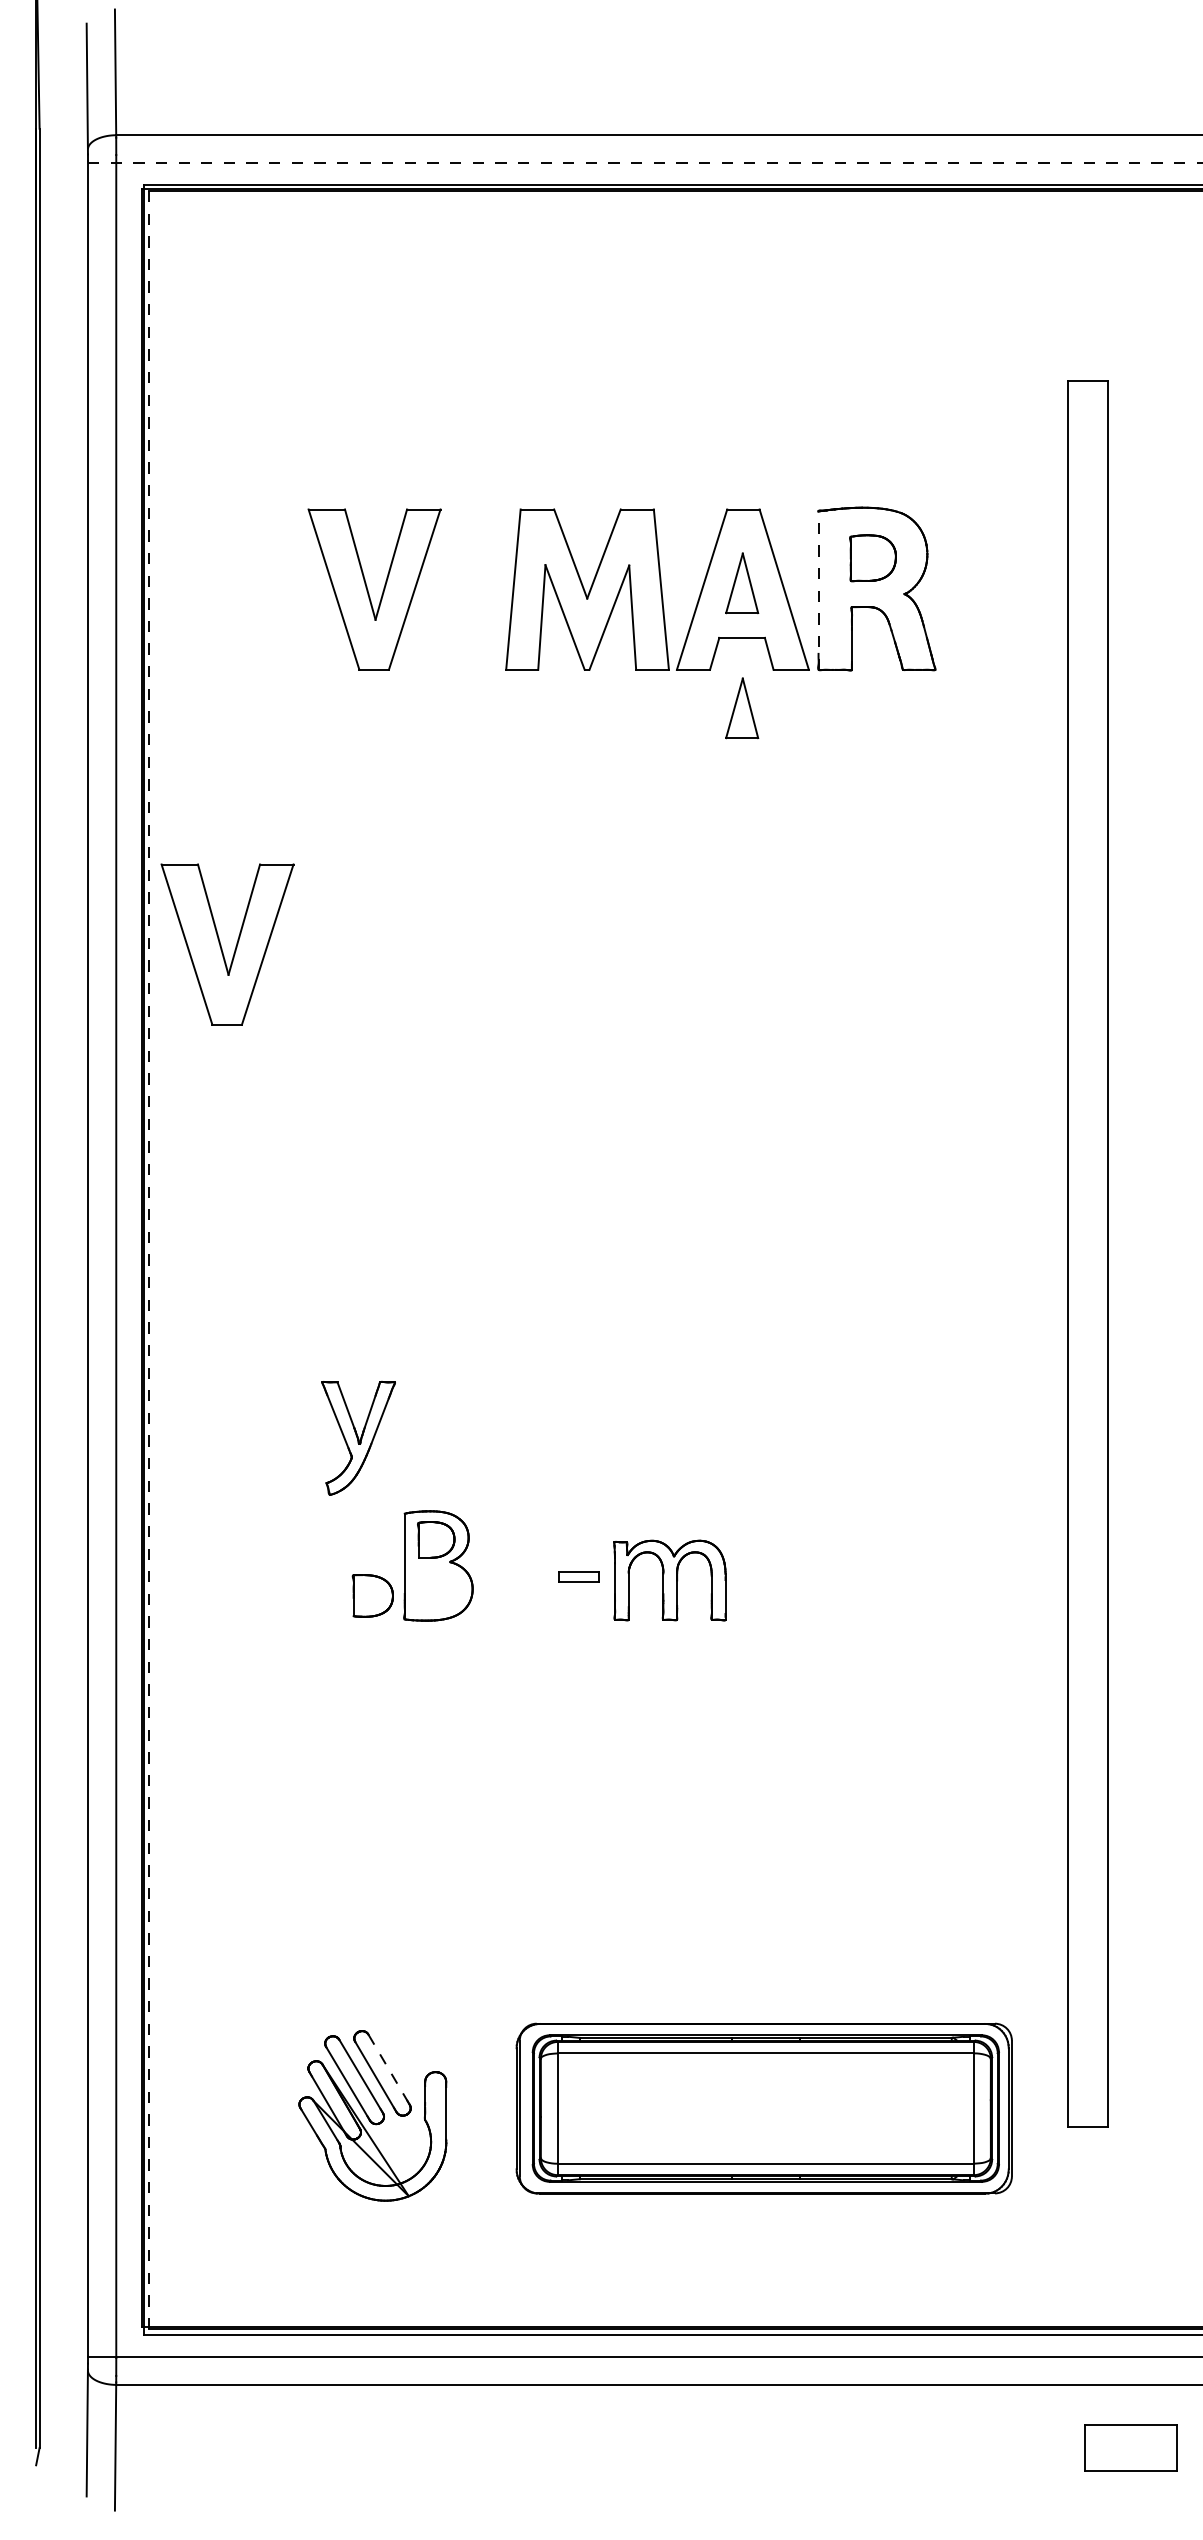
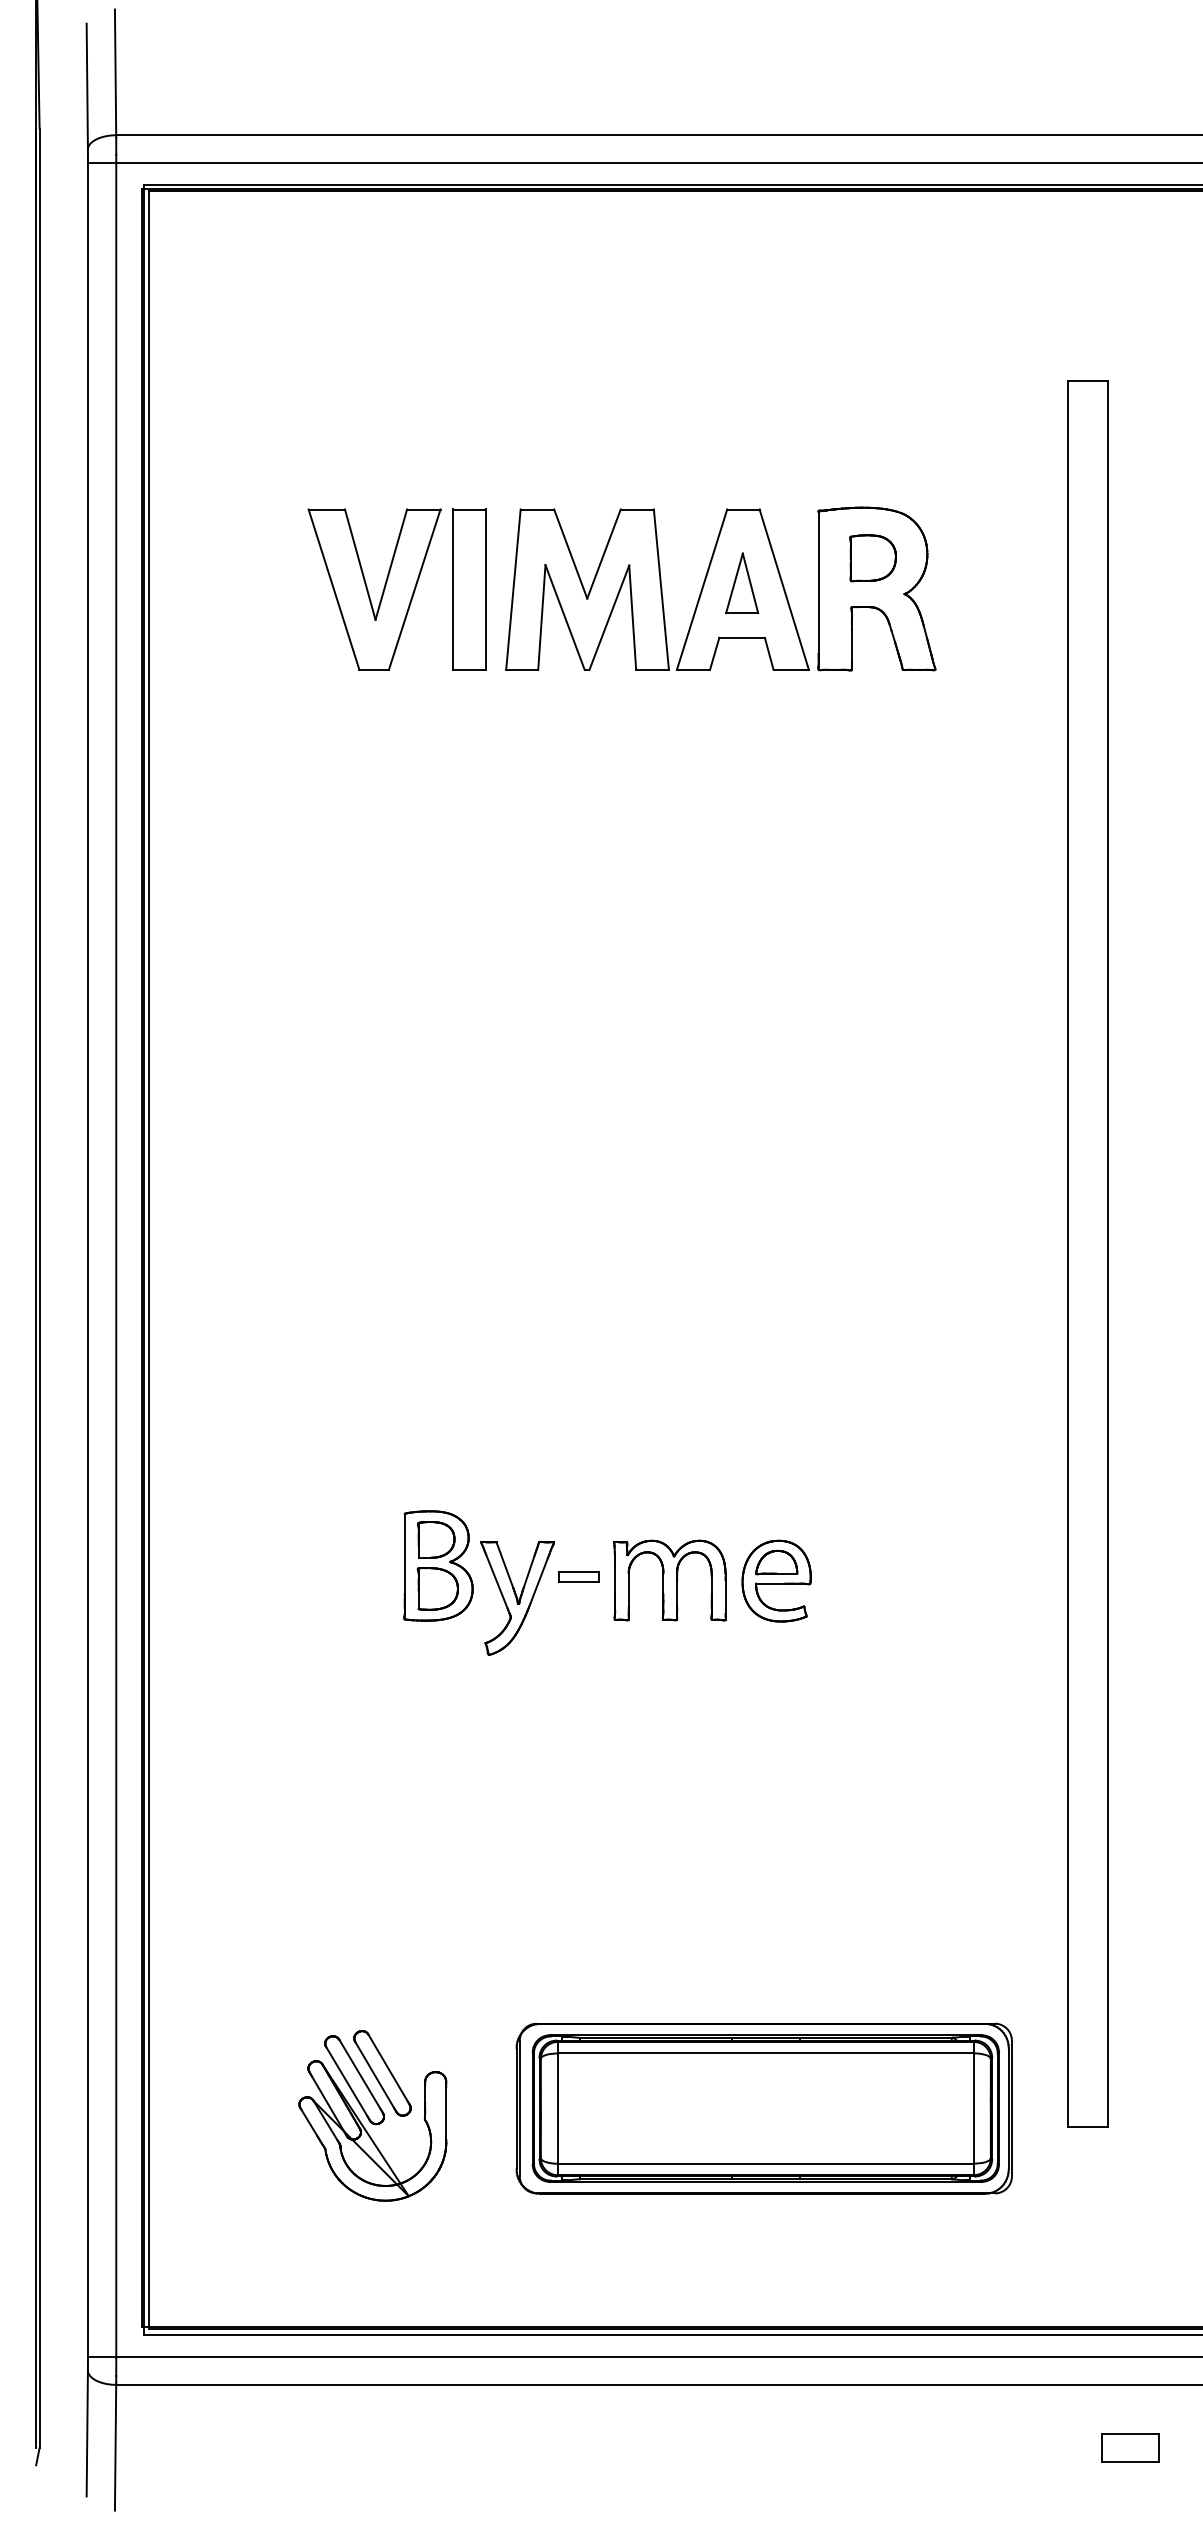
line: dashed -> solid (645, 163)
part: none -> present (469, 589)
line: dashed -> solid (818, 590)
part: present -> none (742, 708)
part: present -> none (227, 944)
line: dashed -> solid (149, 1260)
part position: (358, 1437) -> (517, 1597) (517, 1597)
part: none -> present (776, 1580)
part position: (372, 1595) -> (437, 1588) (437, 1588)
line: dashed -> solid (389, 2070)
part size: 94x48 px -> 59x30 px (1130, 2447)
